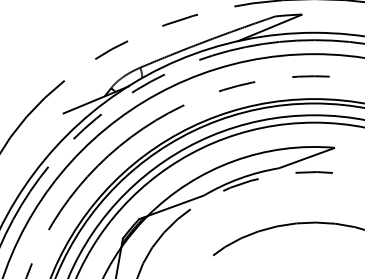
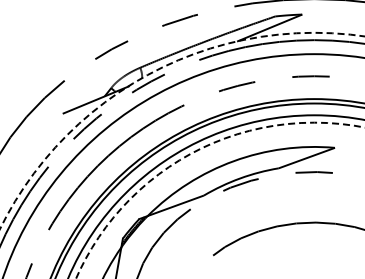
circle: solid -> dashed (182, 130)
circle: solid -> dashed (220, 200)
